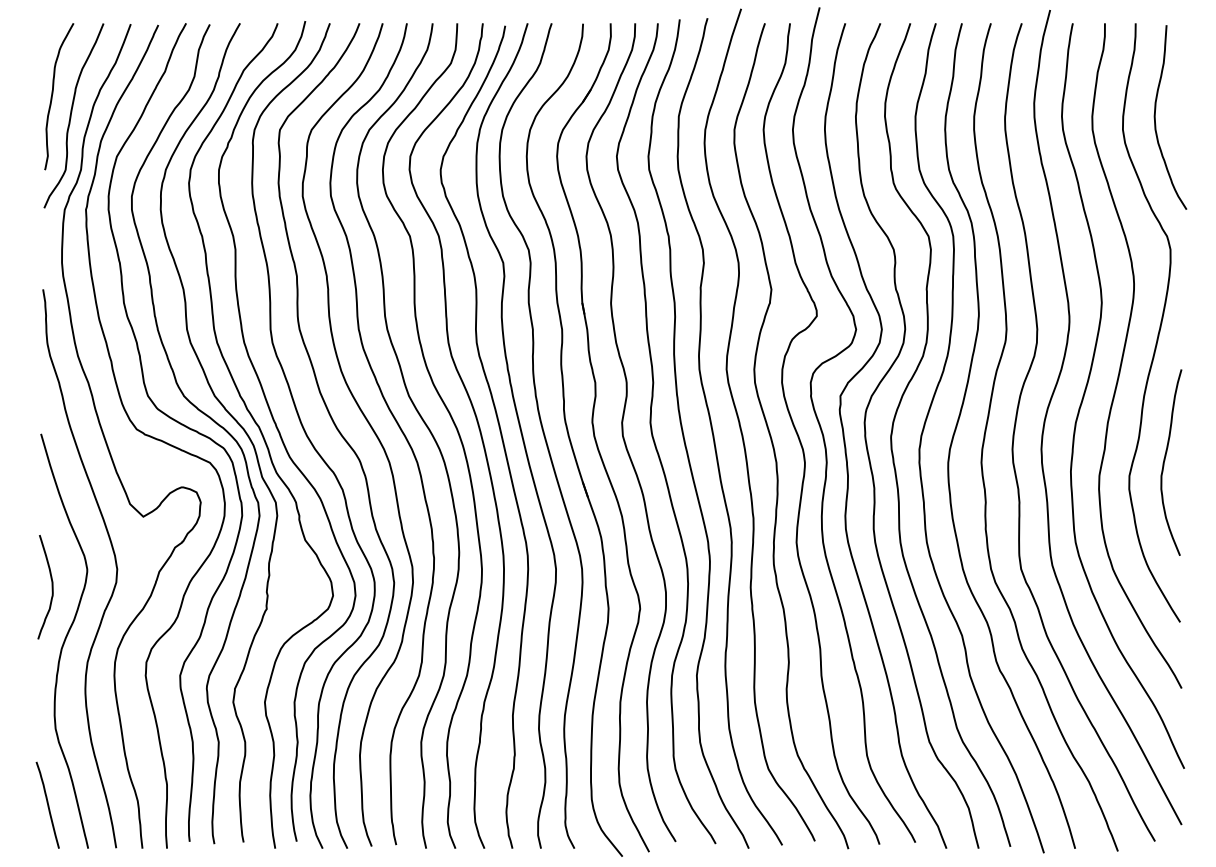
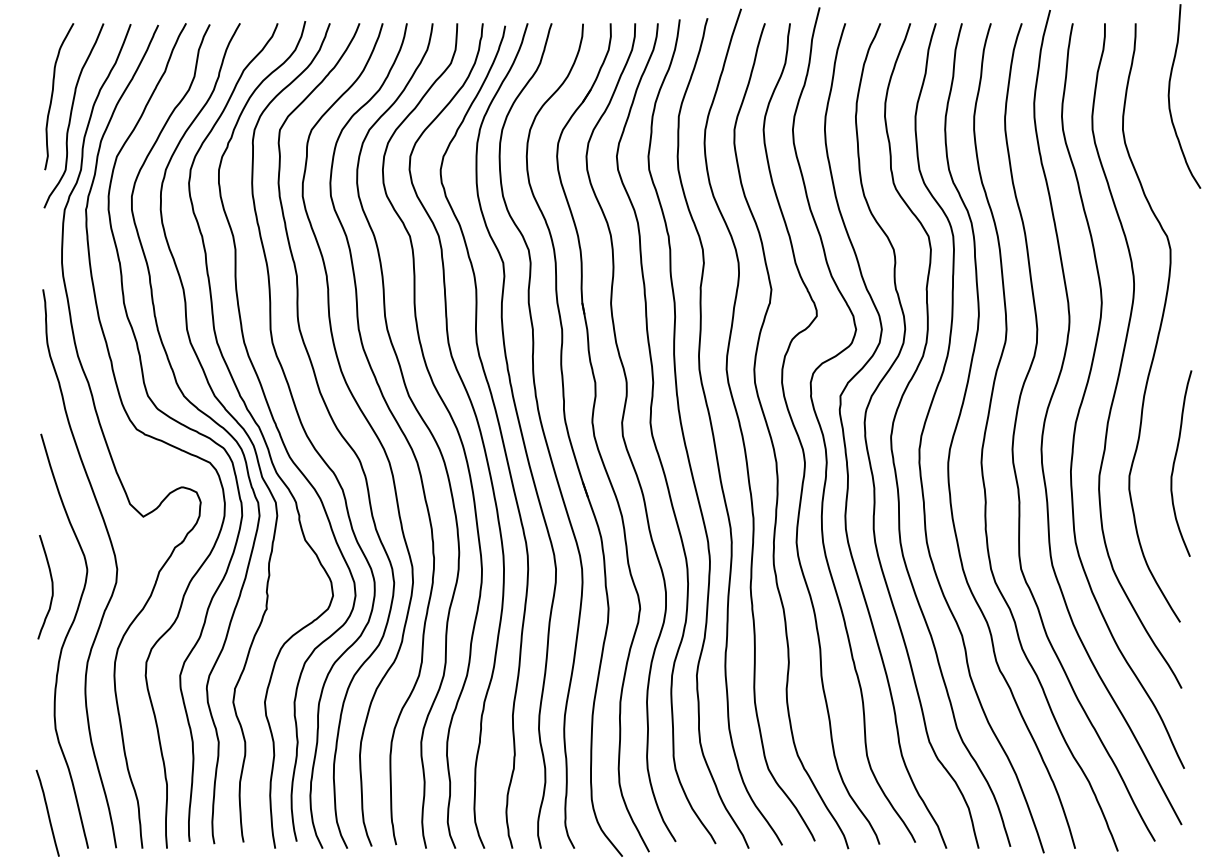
curve position: (1155, 117) -> (1169, 96) (1169, 96)
curve position: (1165, 460) -> (1175, 461) (1175, 461)
curve position: (47, 804) -> (47, 812) (47, 812)
